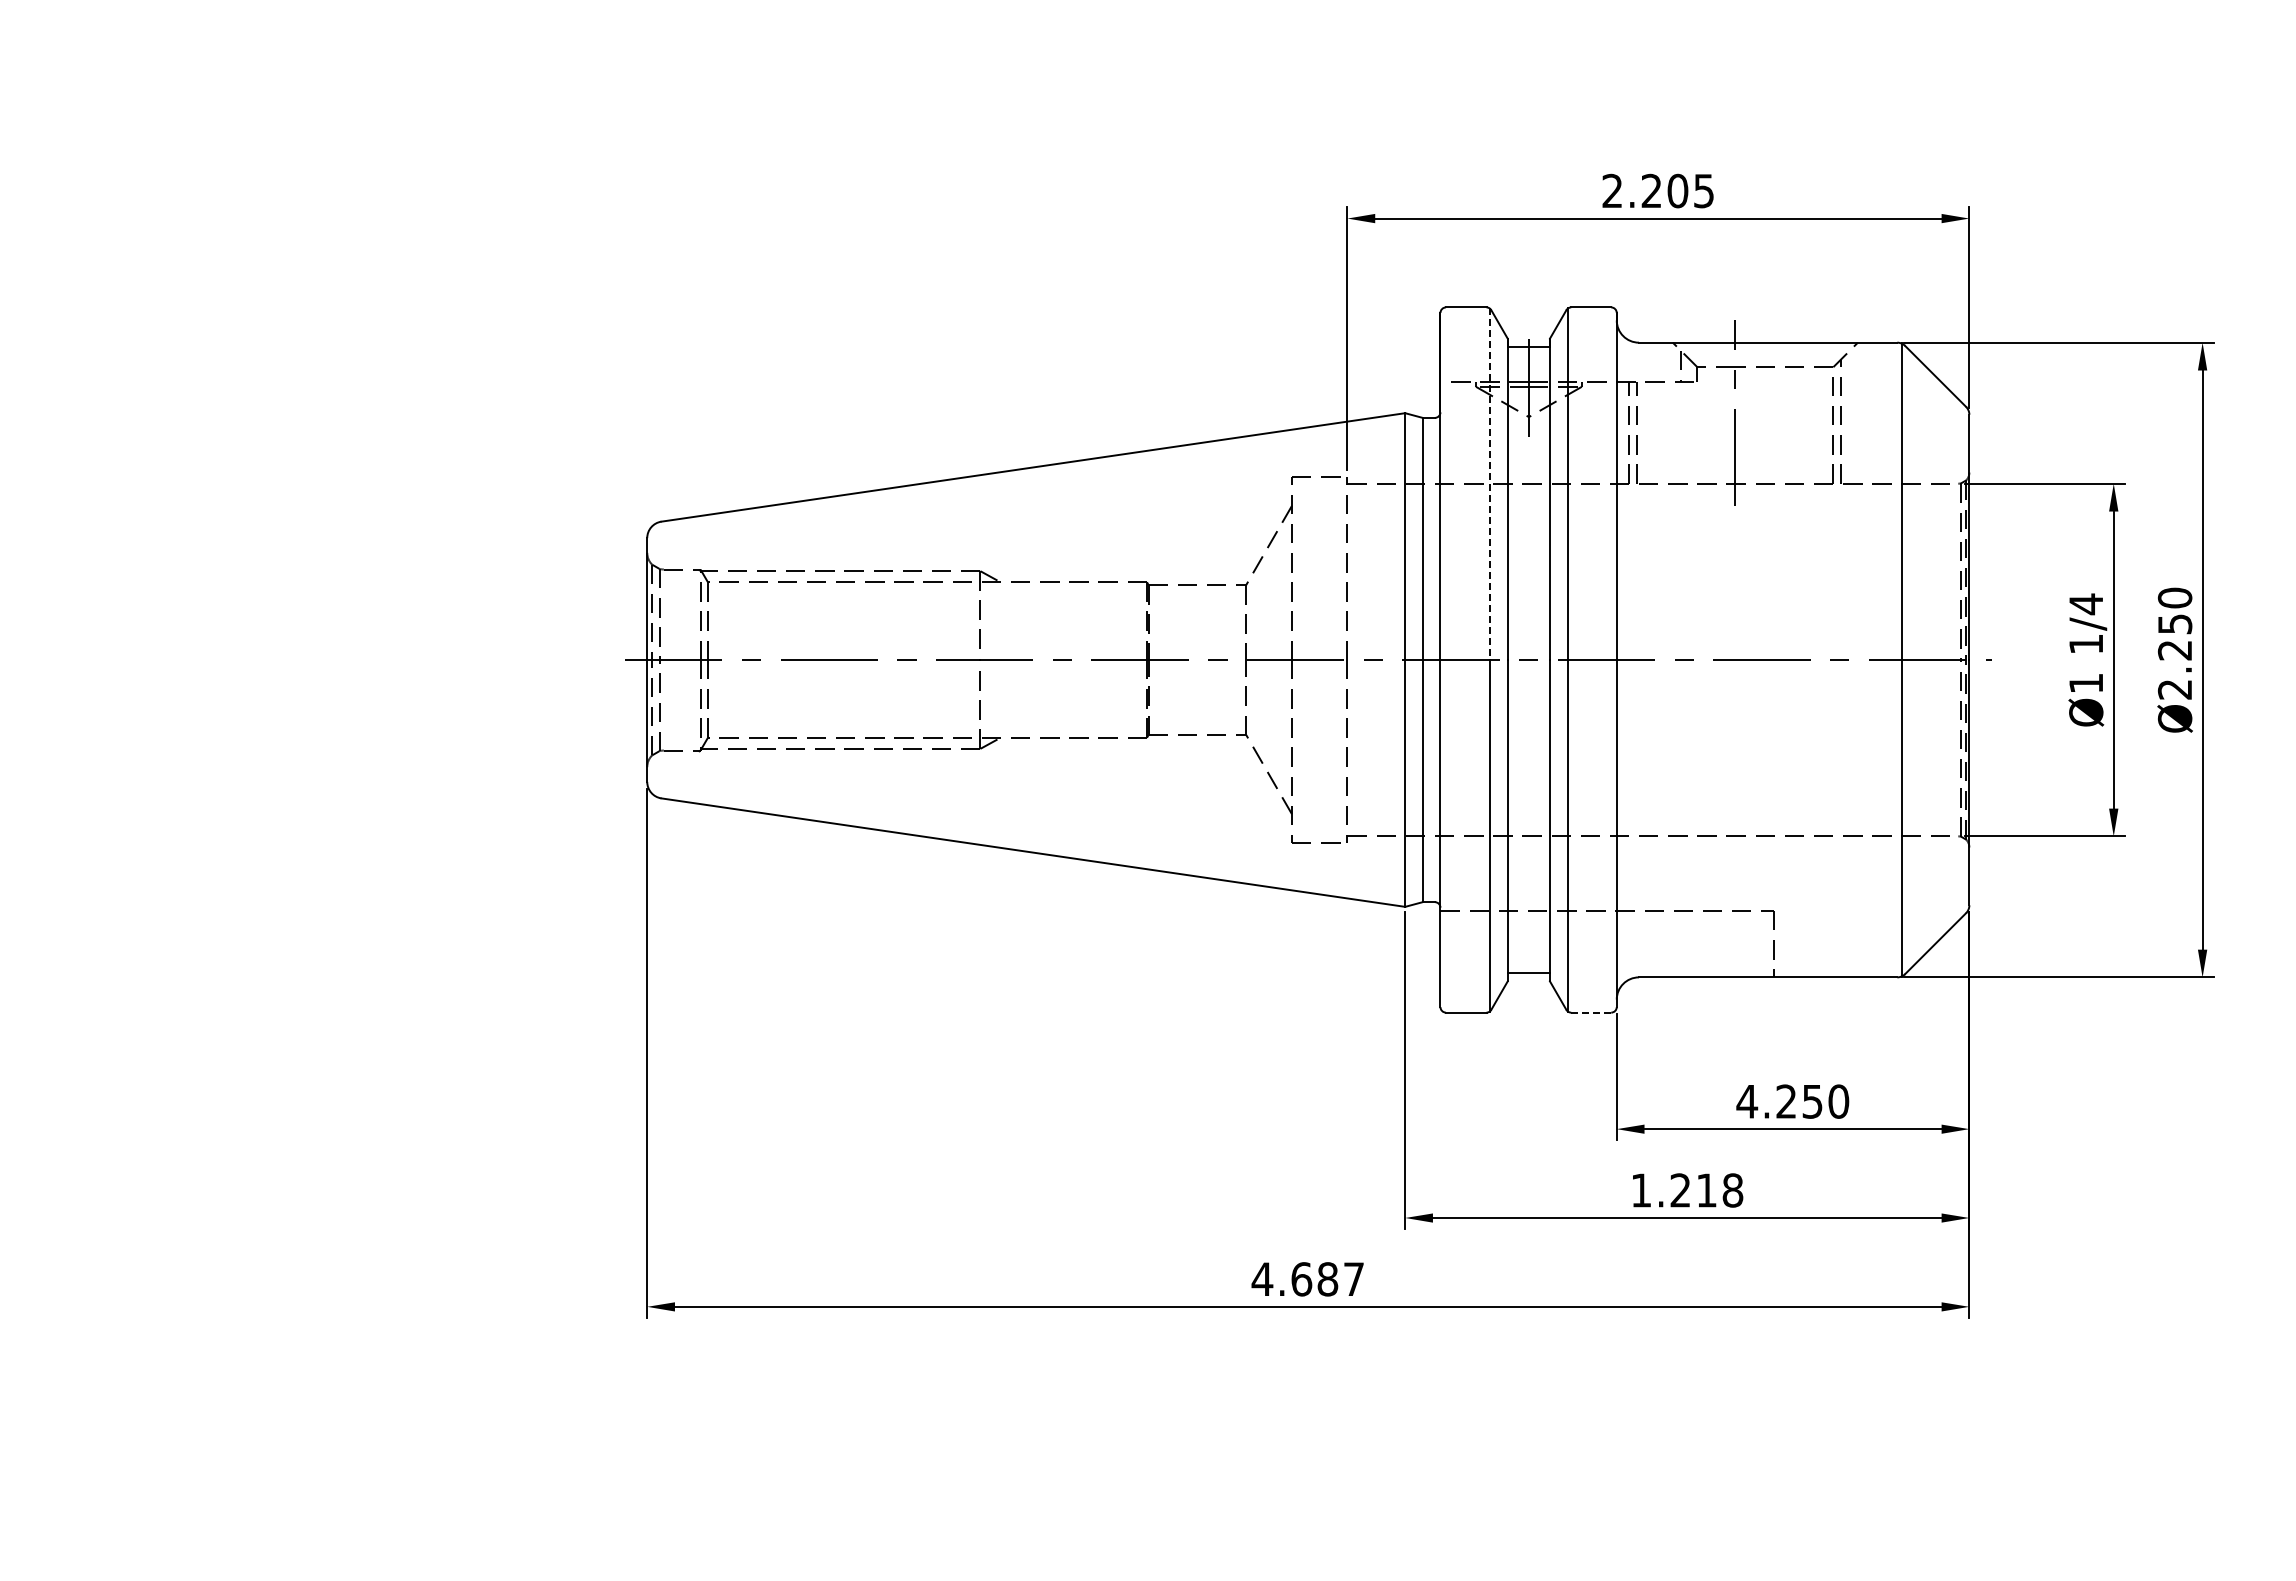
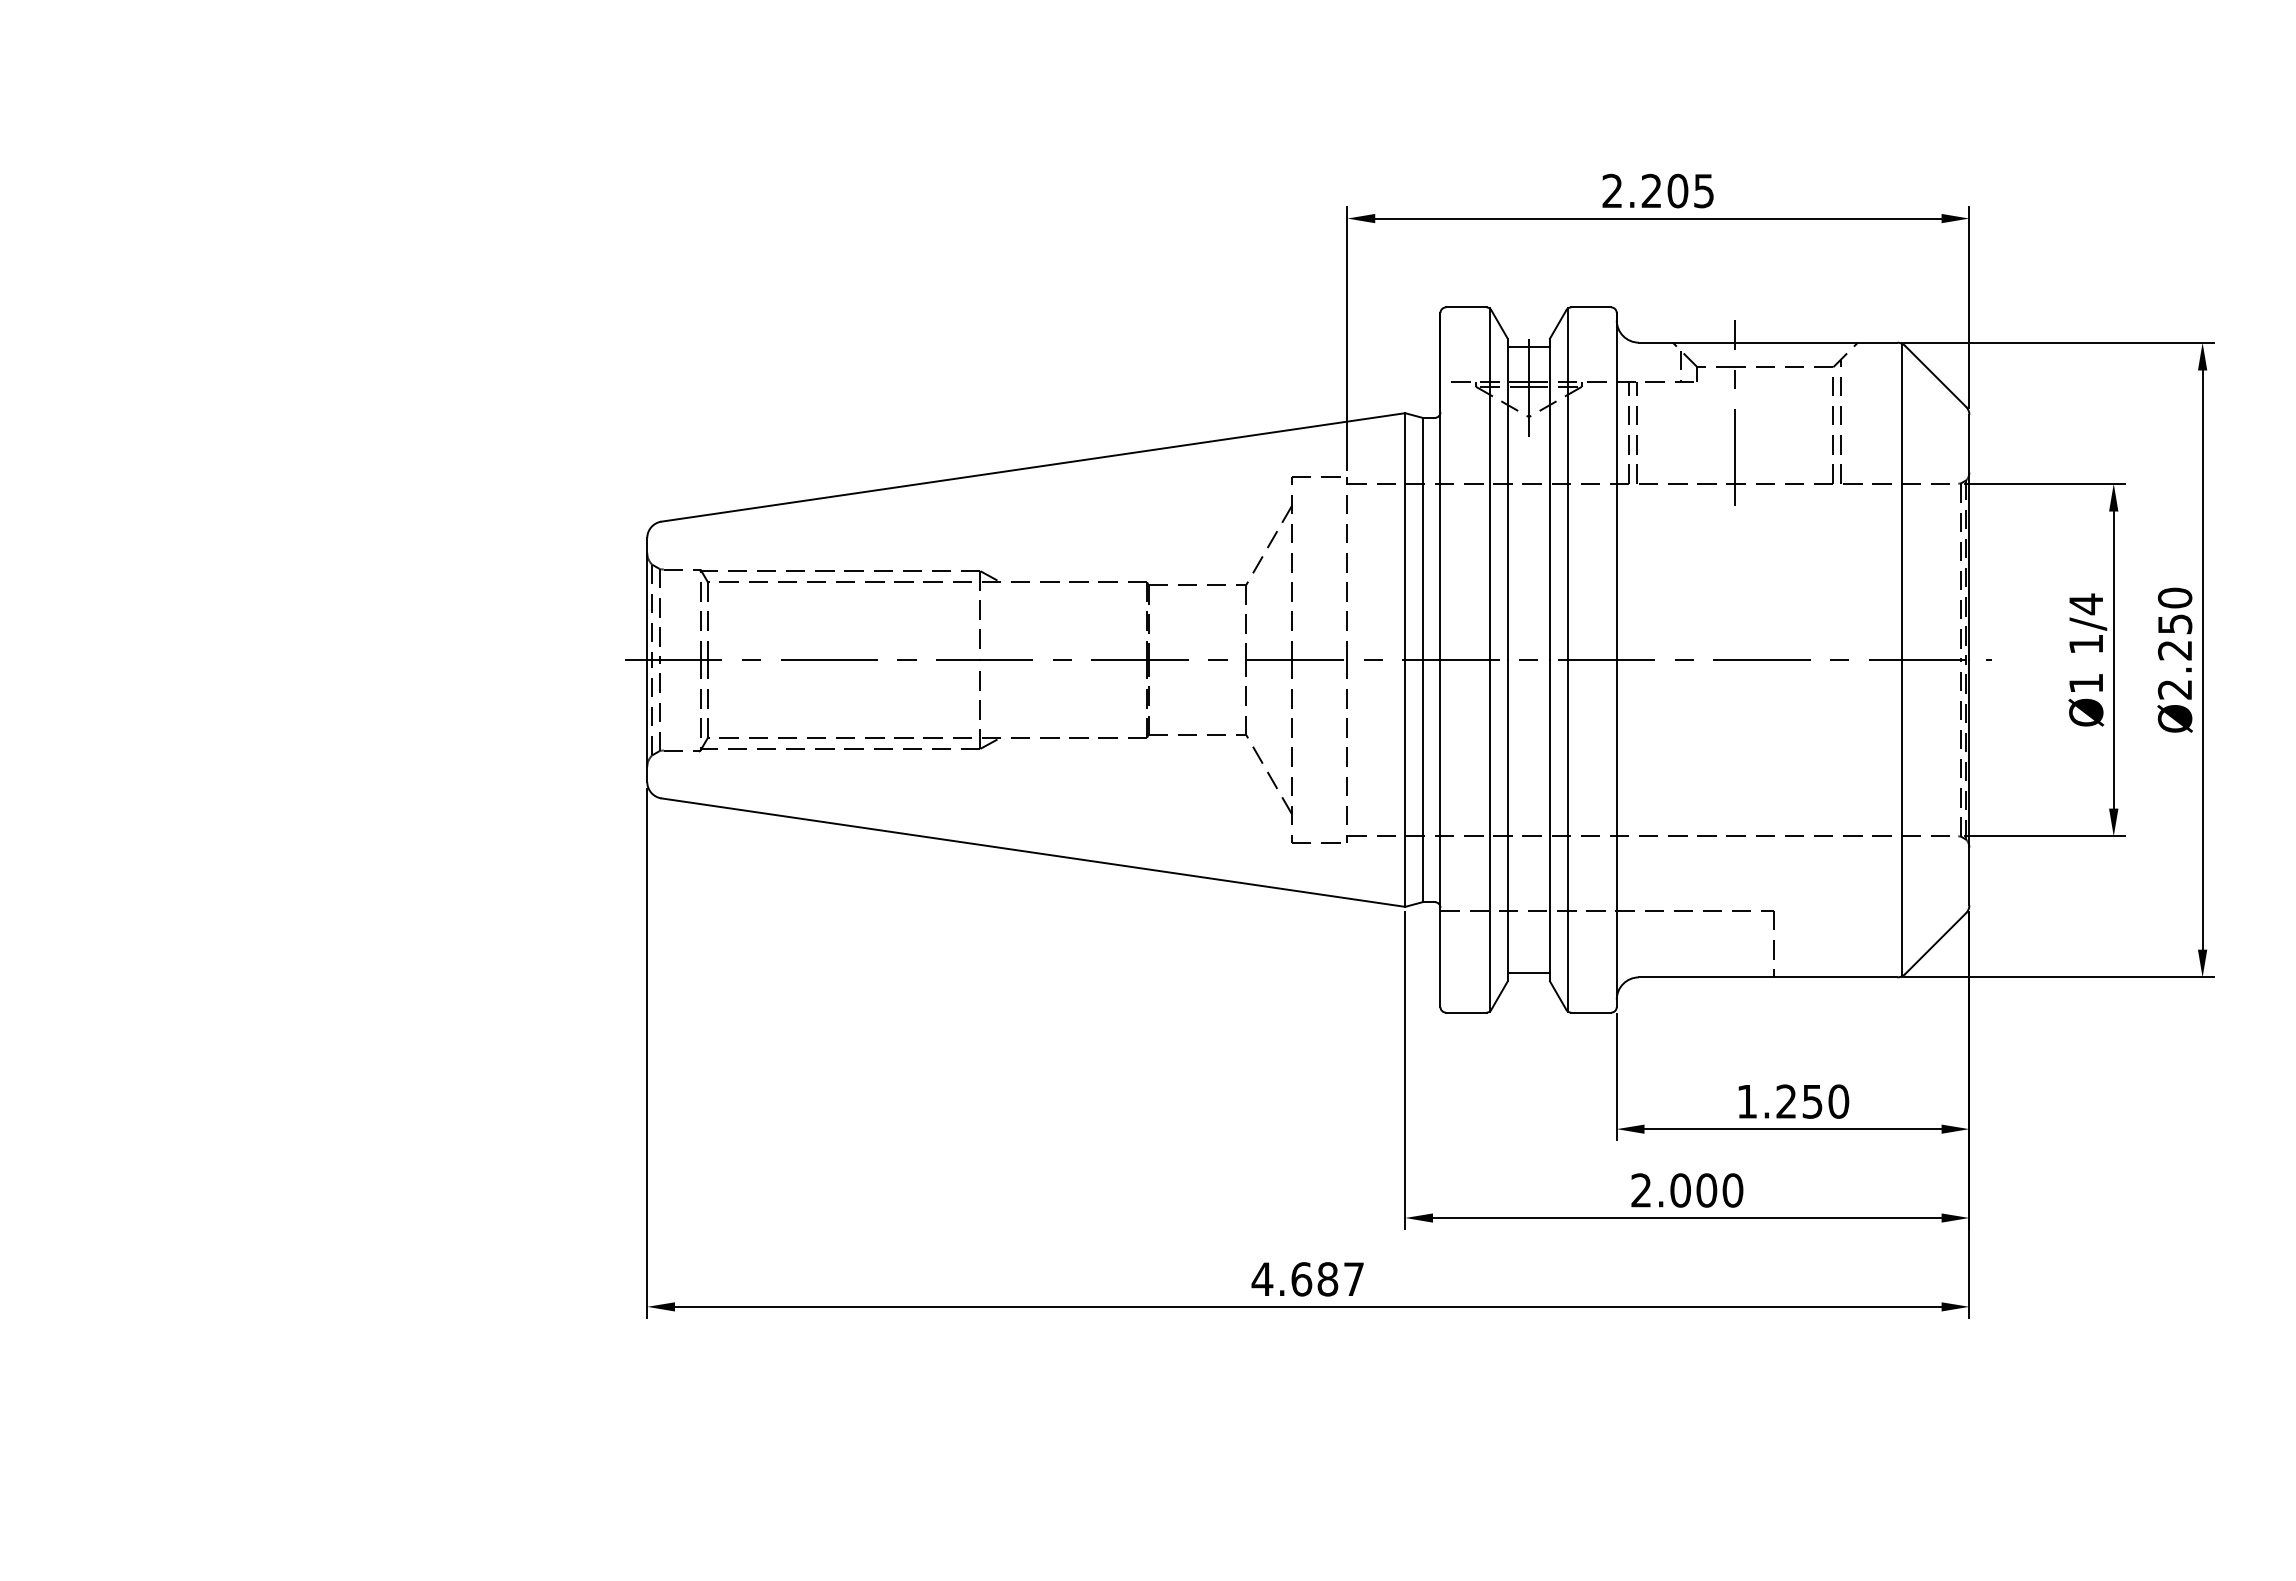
line: dashed -> solid (1489, 484)
line: dashed -> solid (1590, 1012)
text: 4.250 -> 1.250 (1747, 1101)
text: 1.218 -> 2.000 (1687, 1190)
